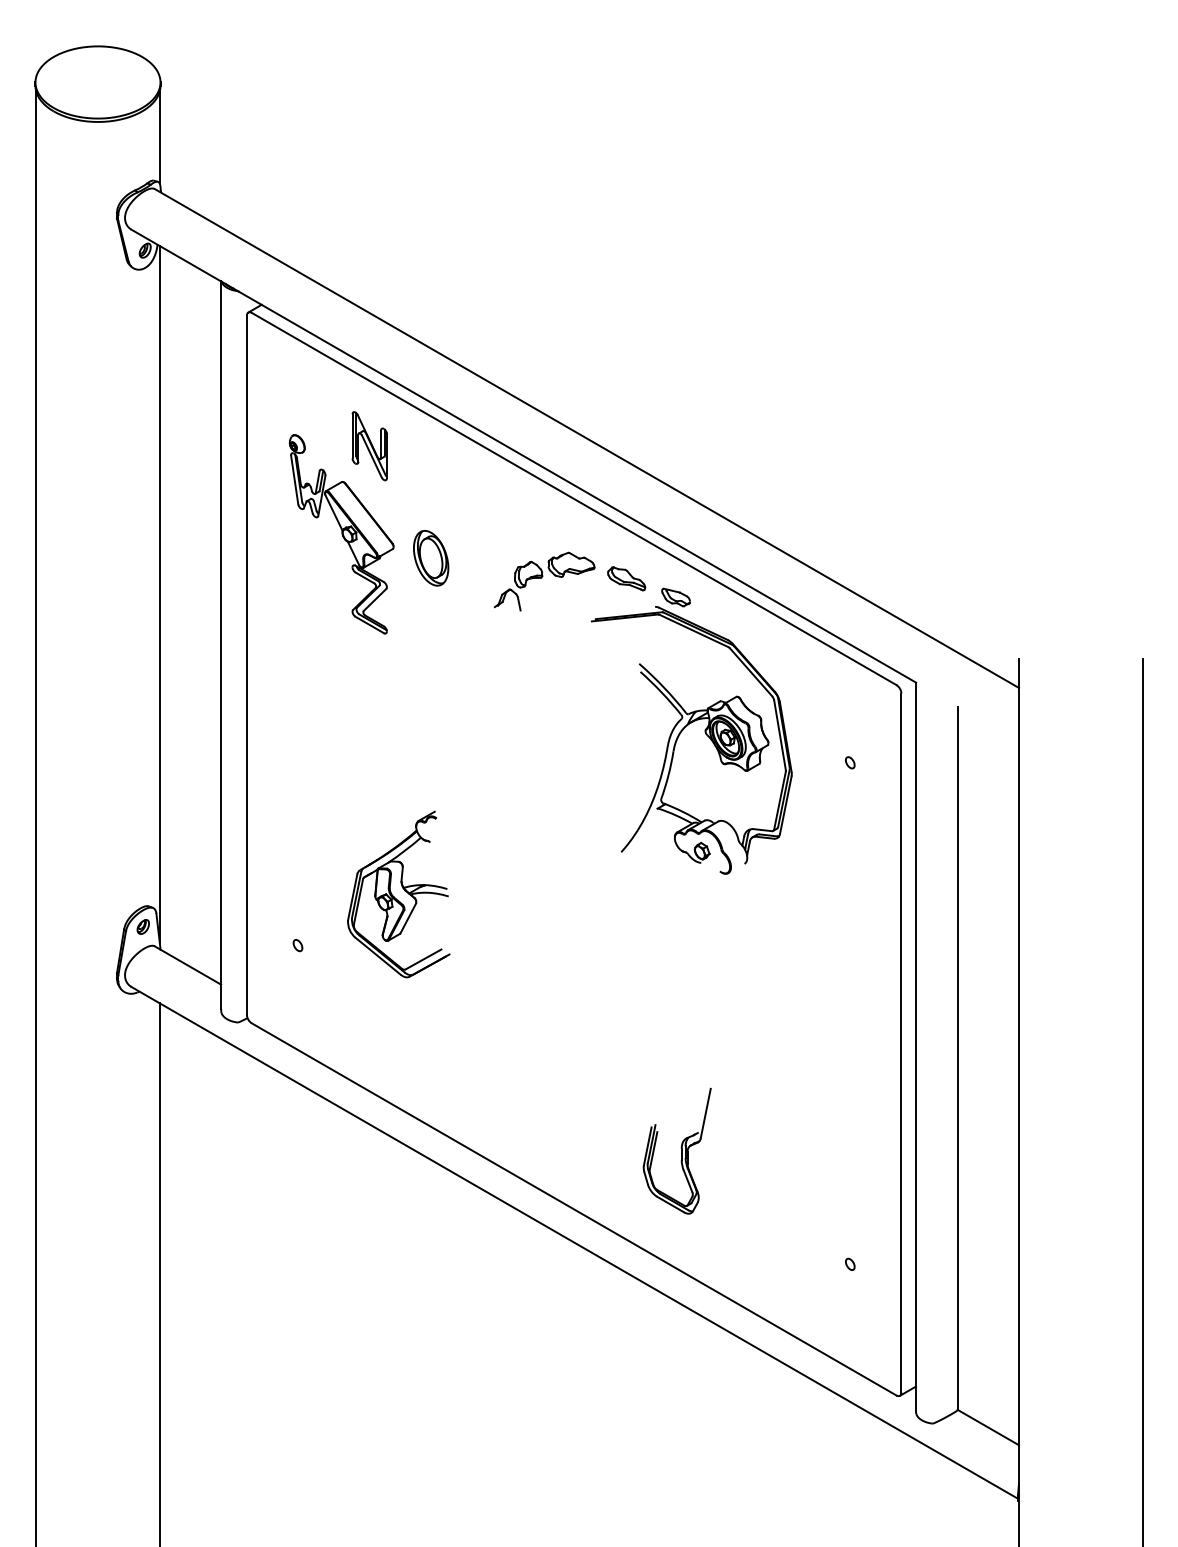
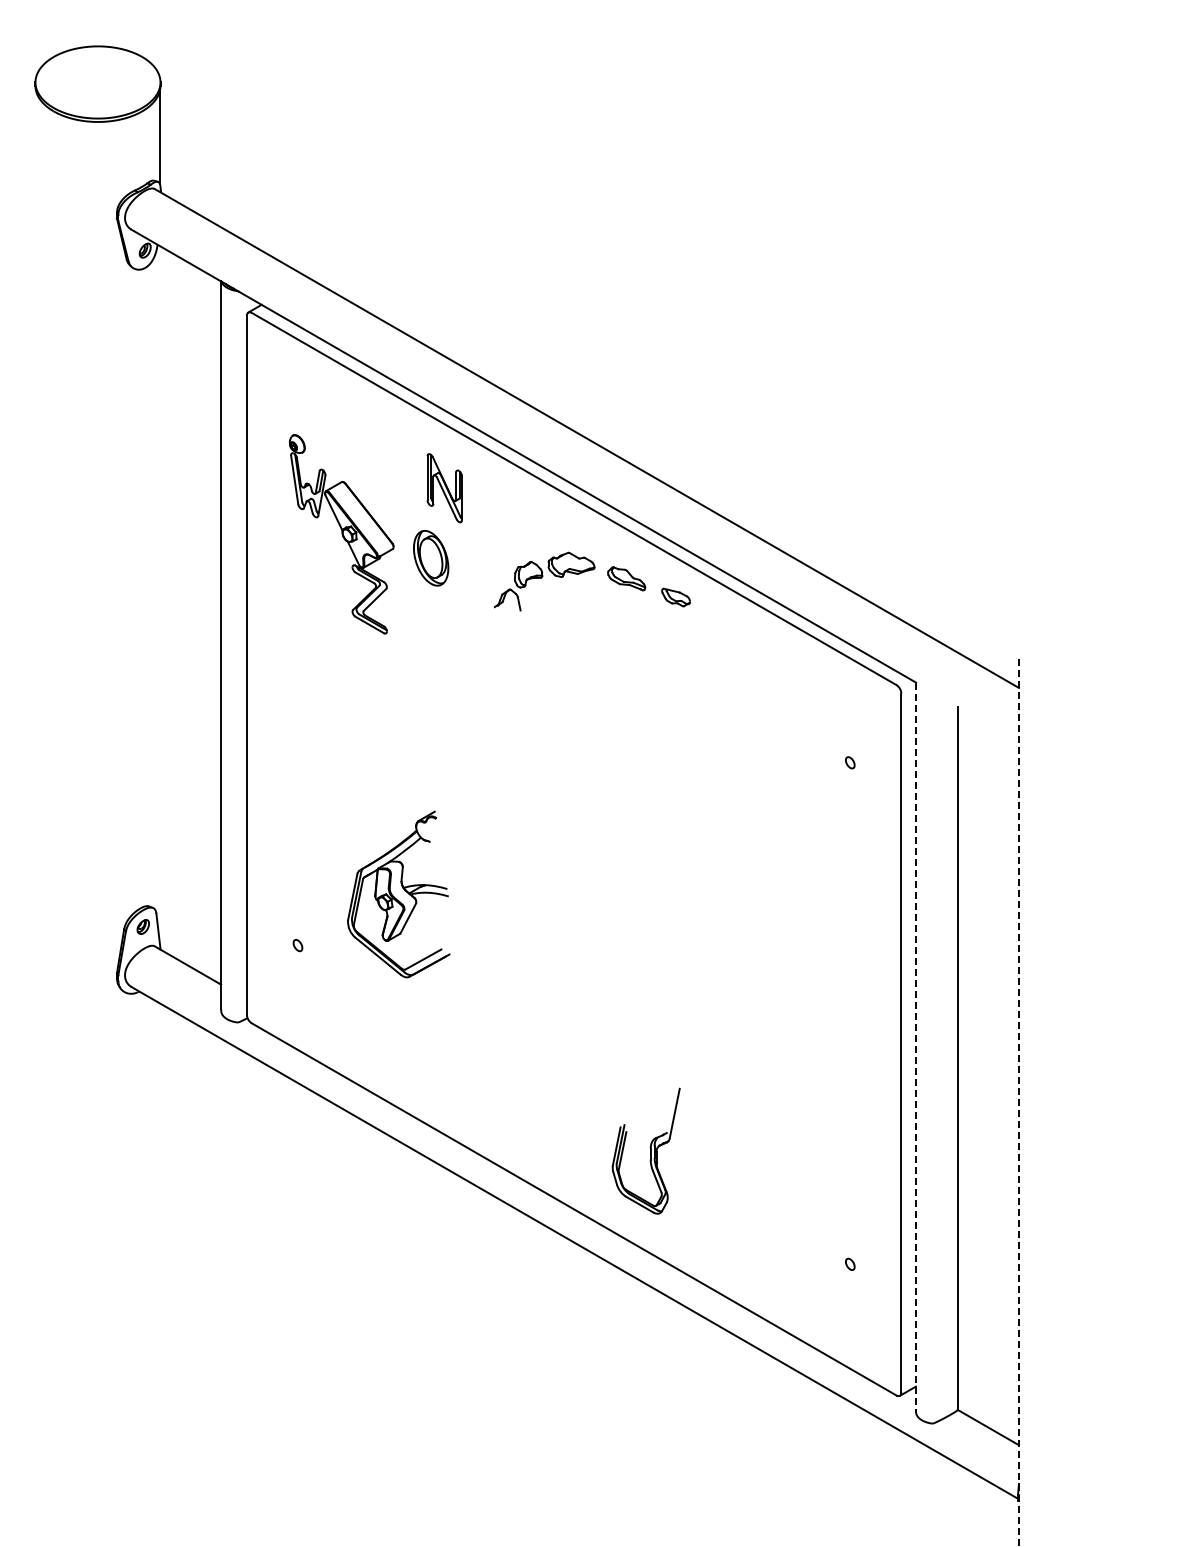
part position: (369, 446) -> (444, 488) (444, 488)
line: present -> none (159, 594)
part: present -> none (680, 734)
line: present -> none (36, 817)
line: solid -> dashed (915, 1046)
line: present -> none (1142, 1100)
line: solid -> dashed (1018, 1102)
part position: (676, 1150) -> (645, 1150) (645, 1150)
line: present -> none (159, 1273)
